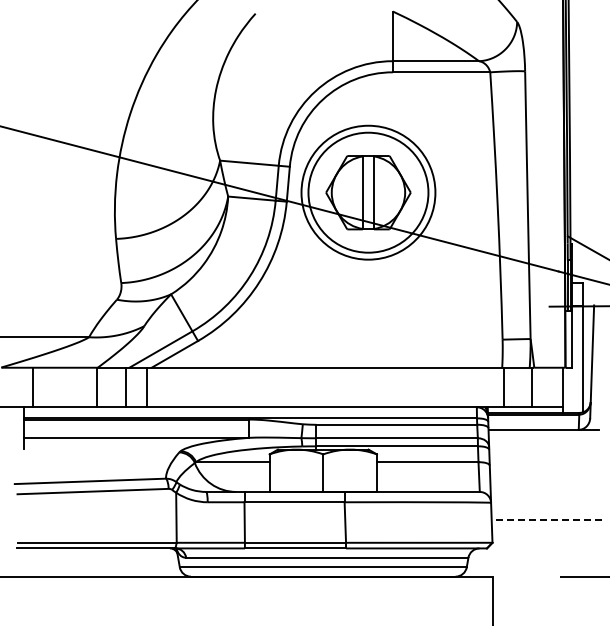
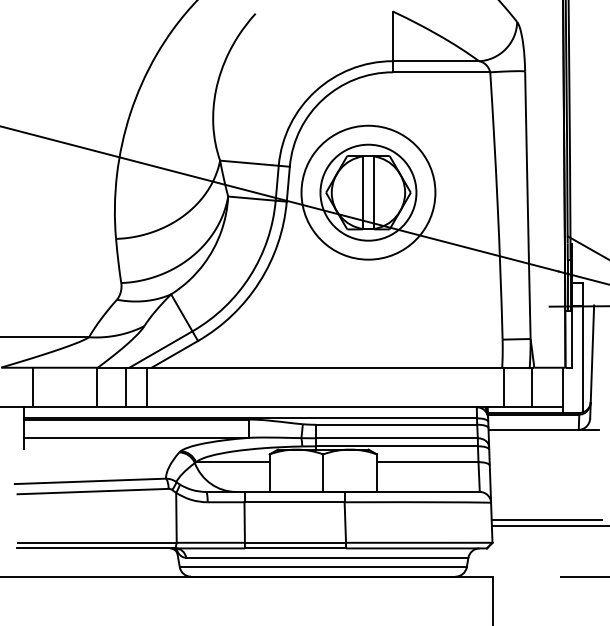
circle diameter: 120 px -> 96 px (368, 192)
line: dashed -> solid (546, 520)
line: none -> present (548, 525)
